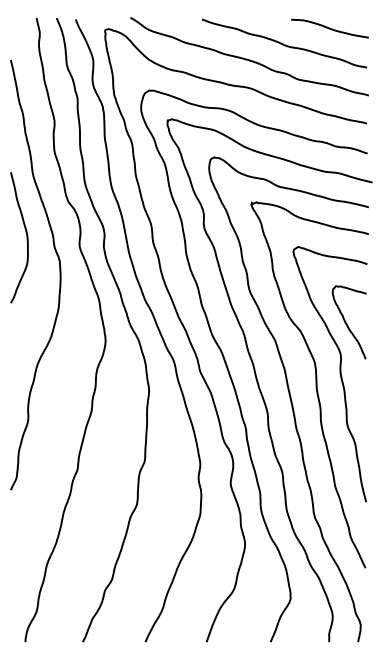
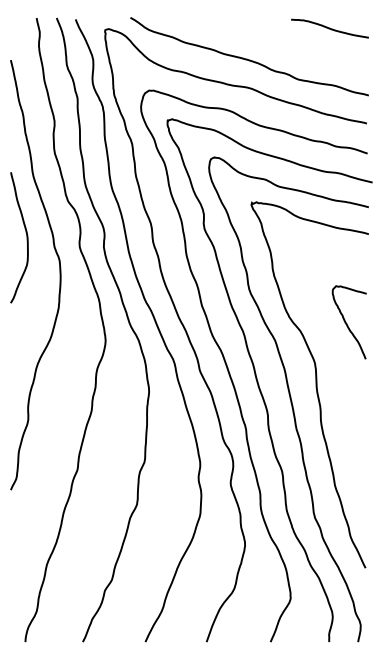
curve: present -> none (283, 43)
curve: present -> none (339, 374)
